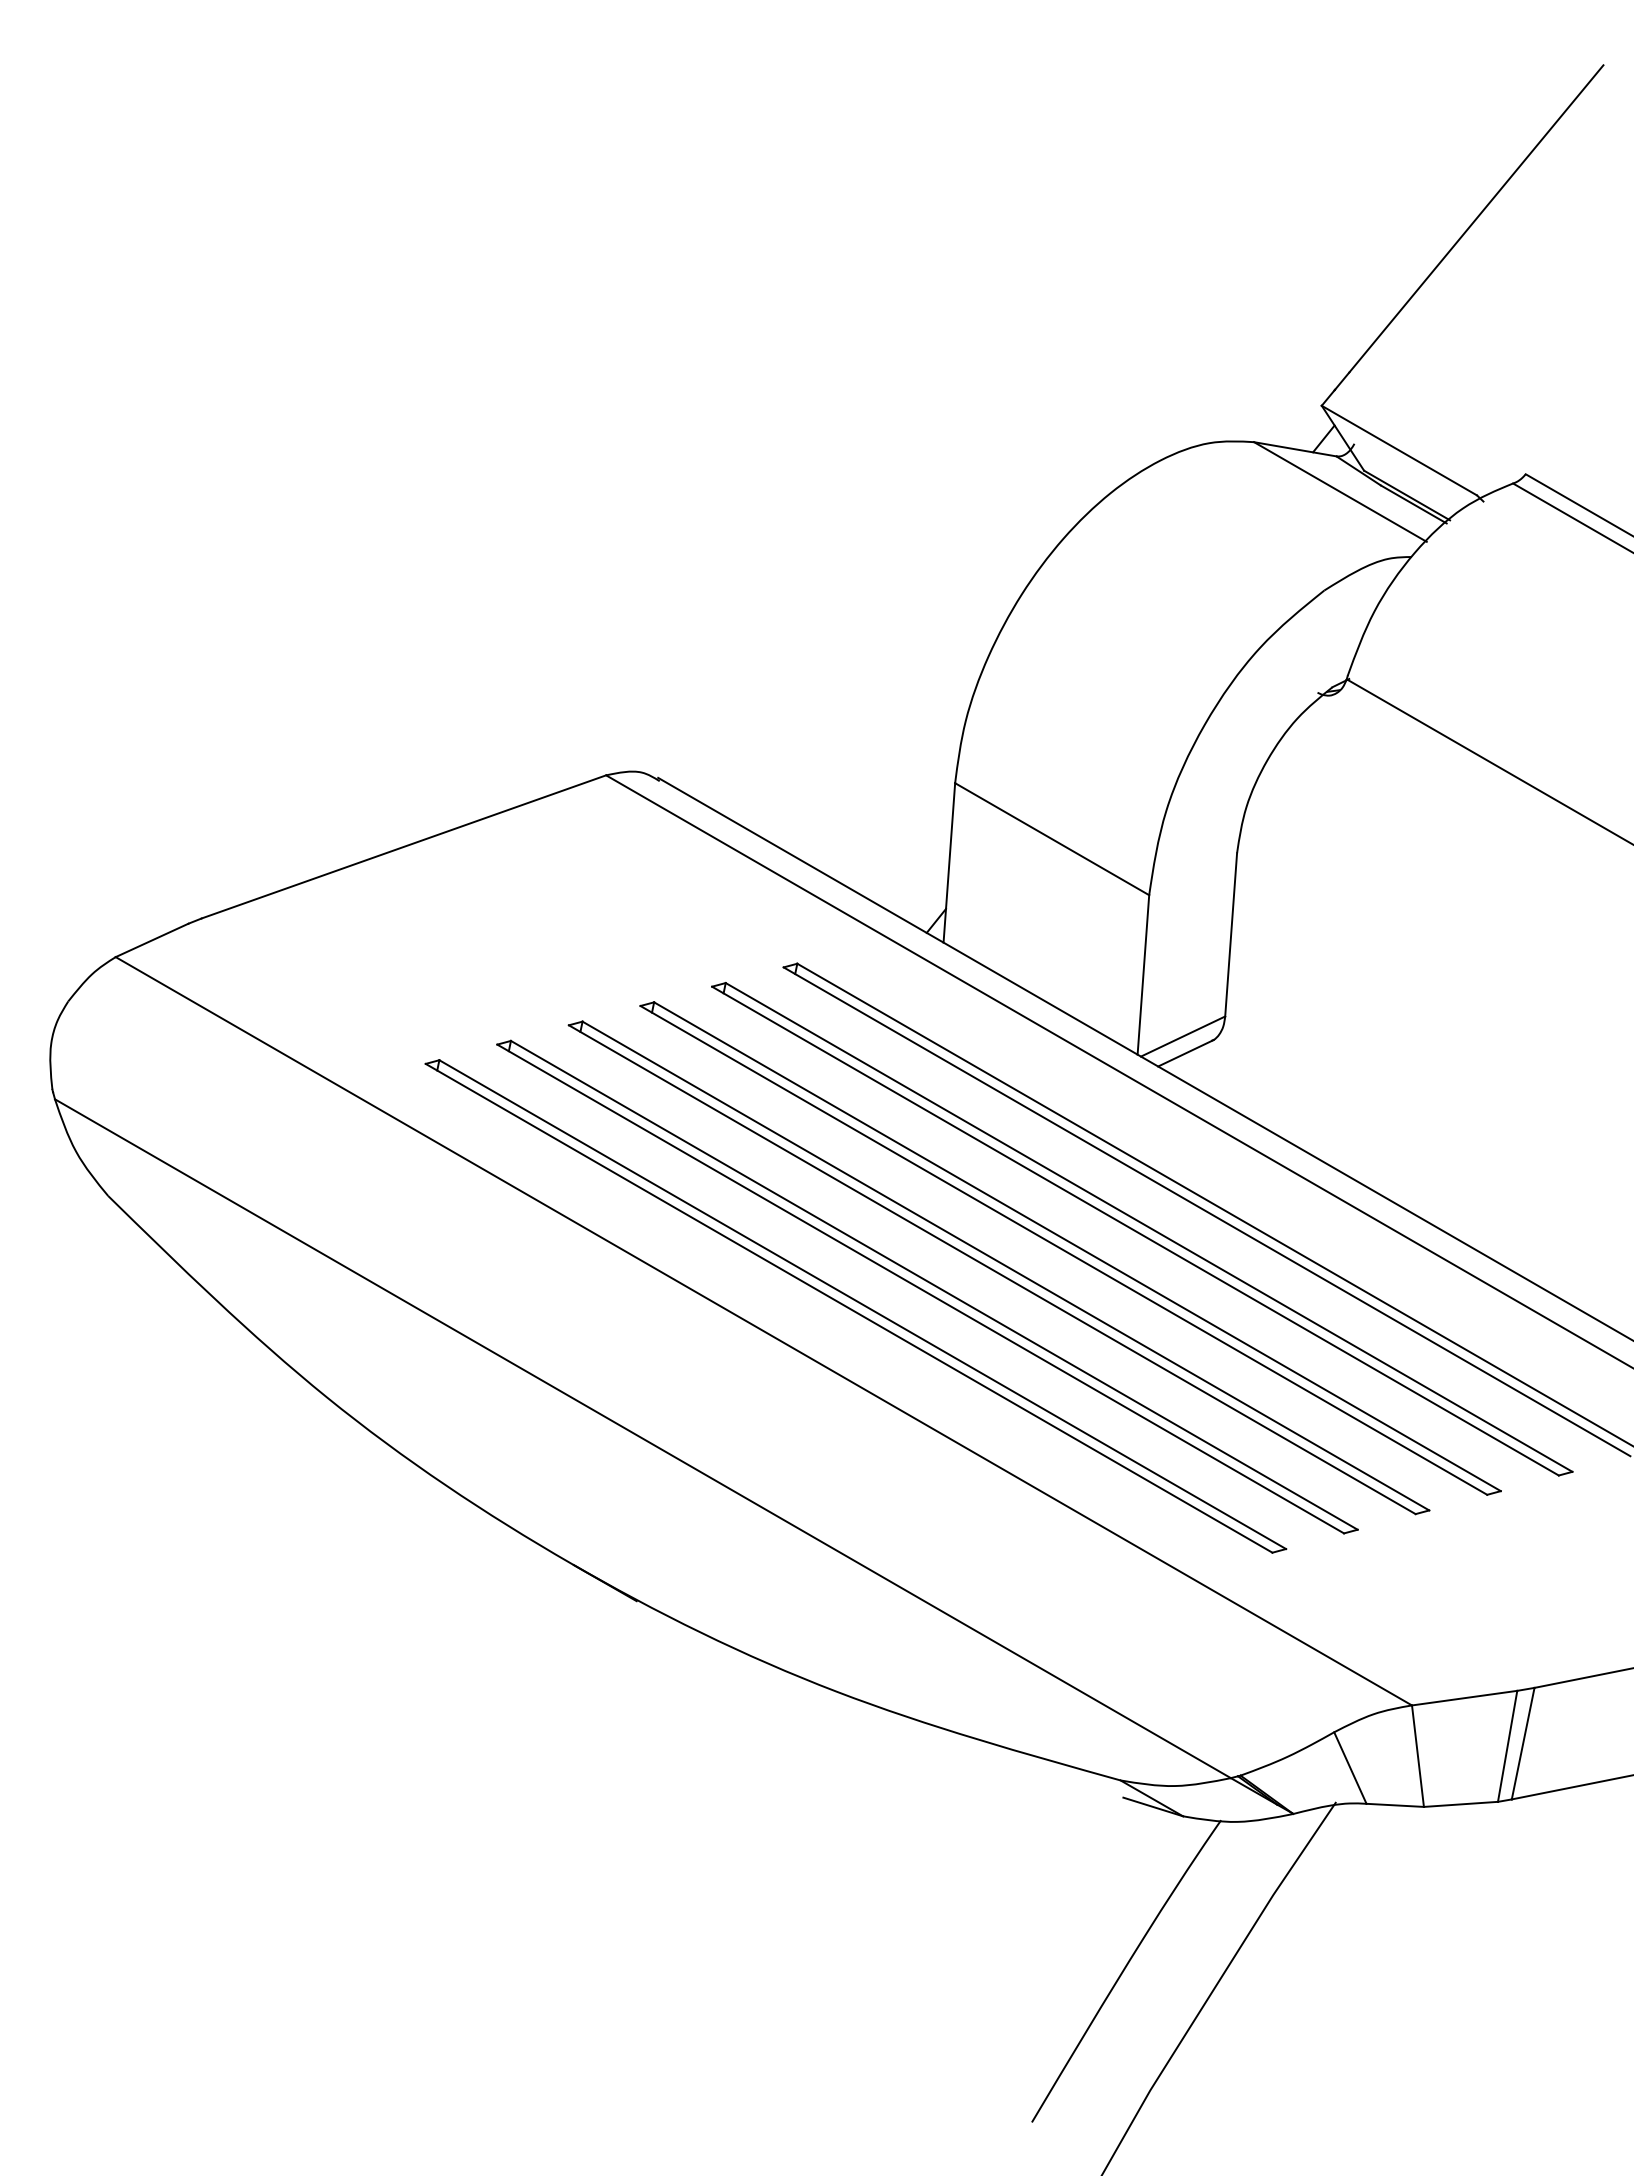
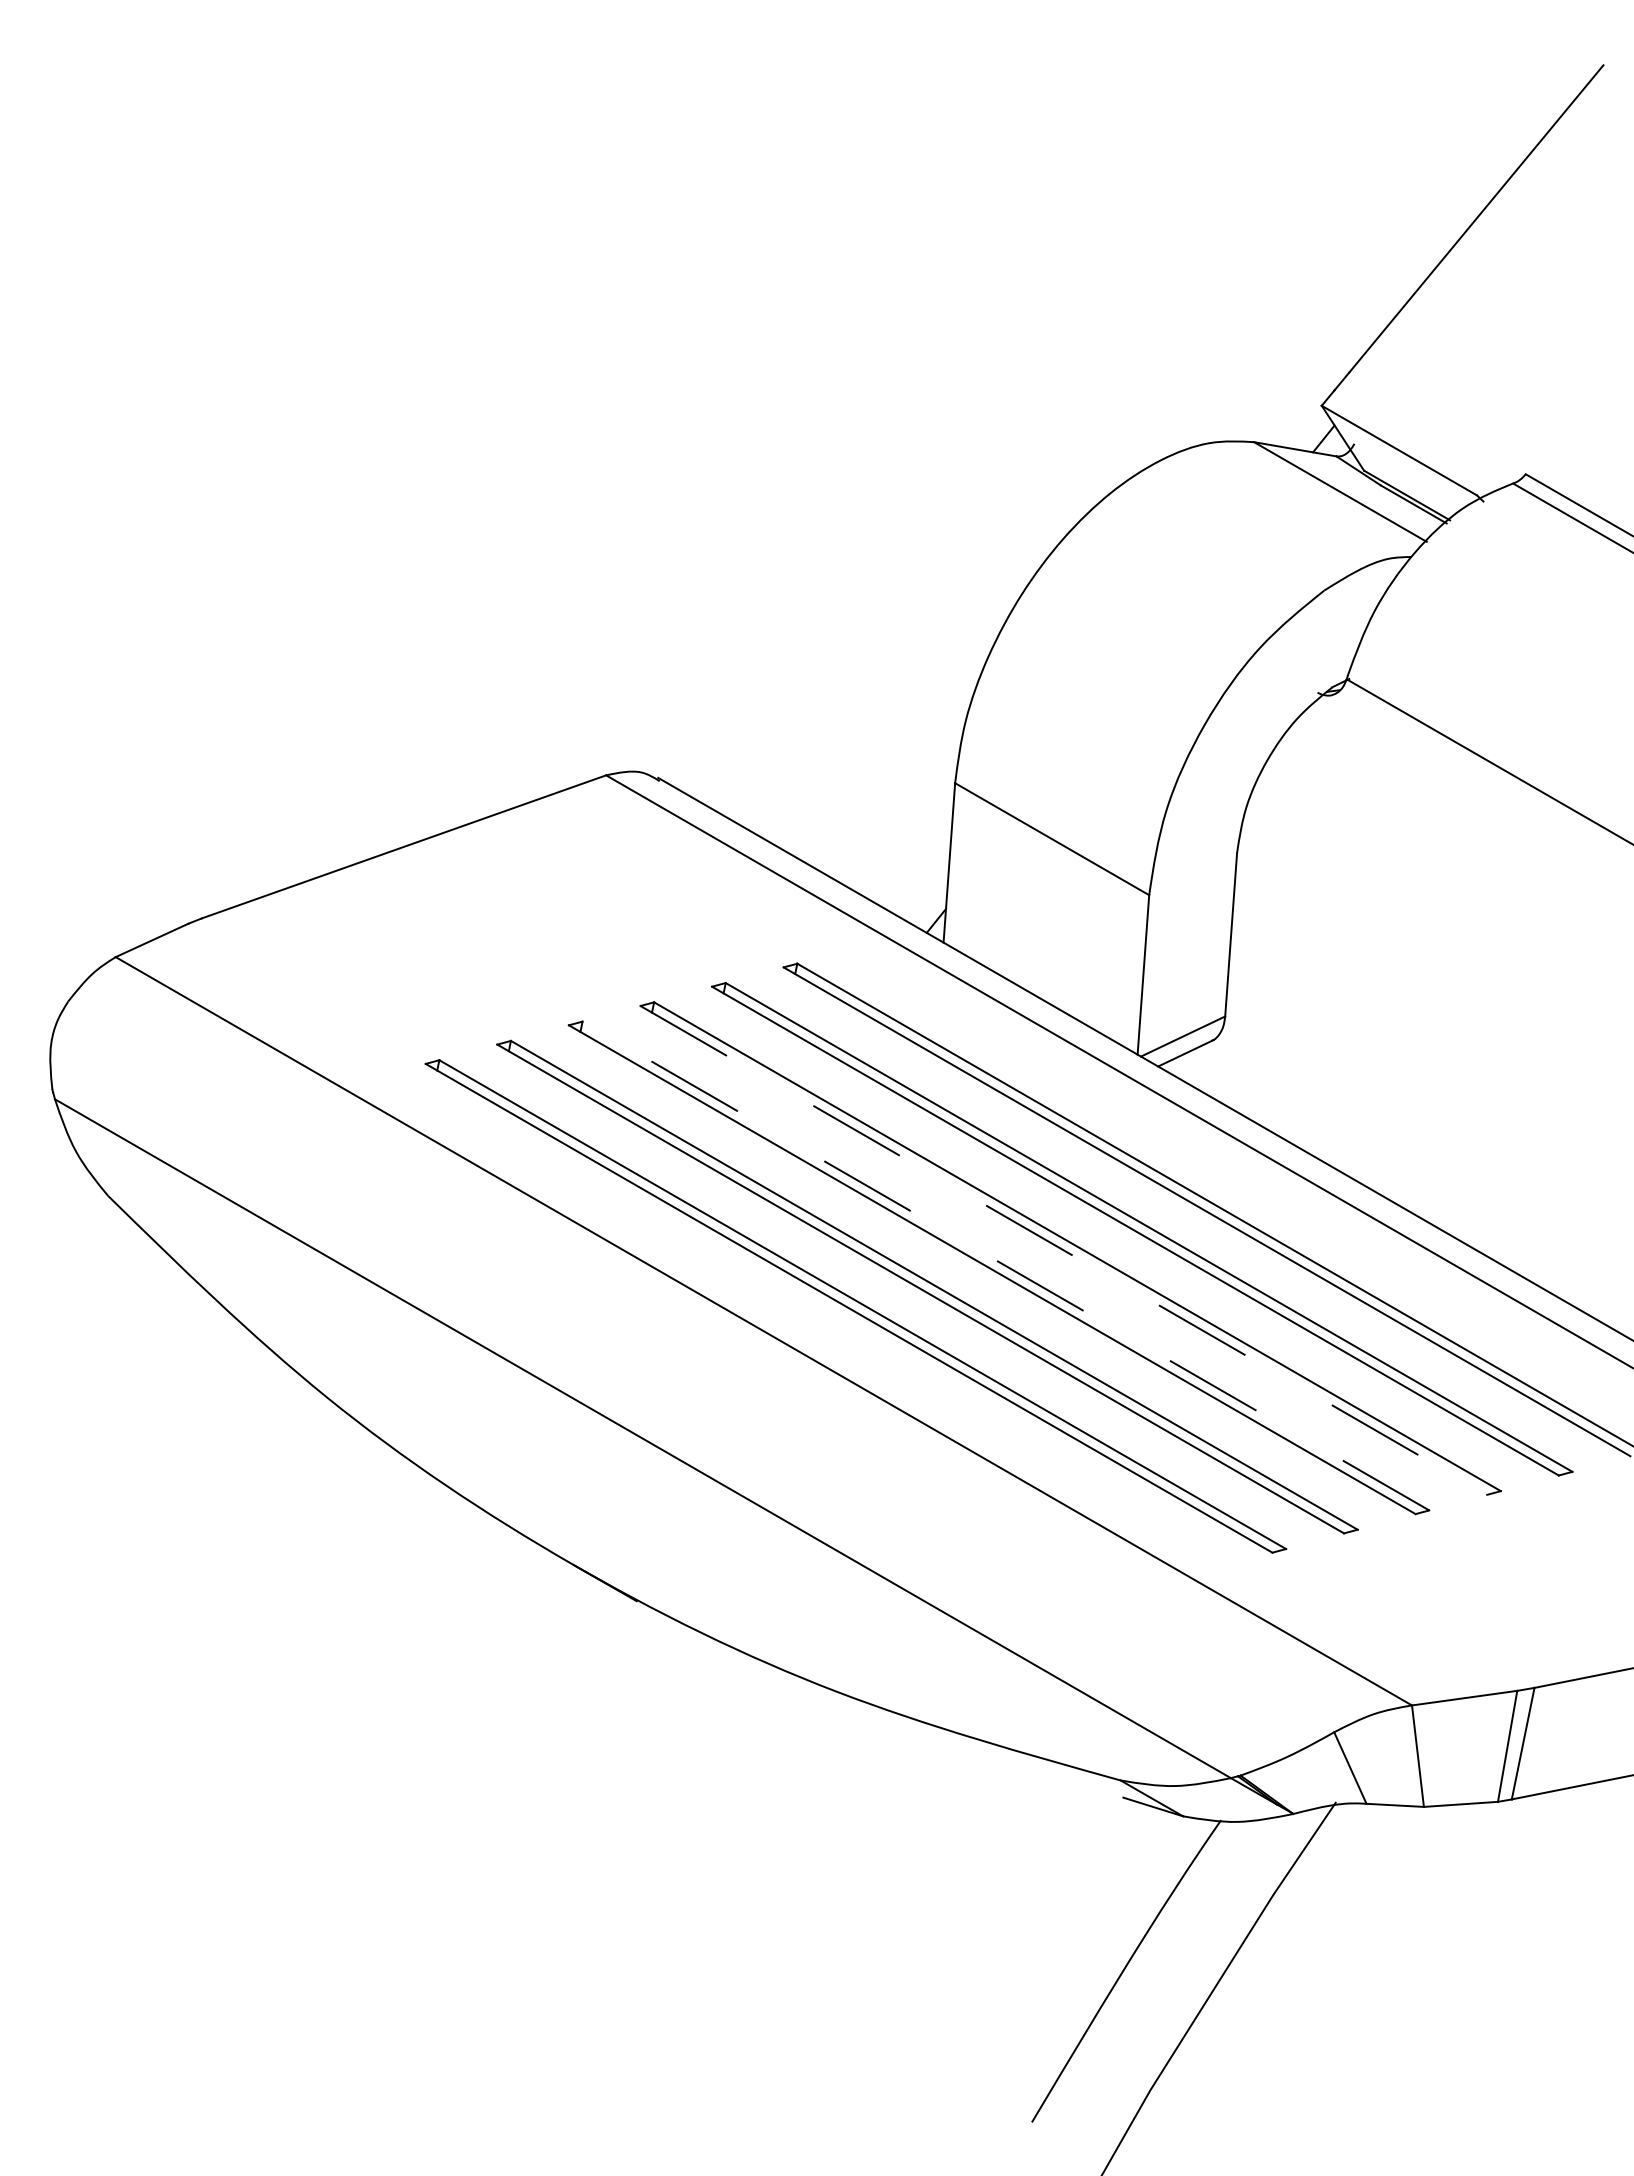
line: solid -> dashed (1063, 1250)
line: solid -> dashed (1005, 1266)
